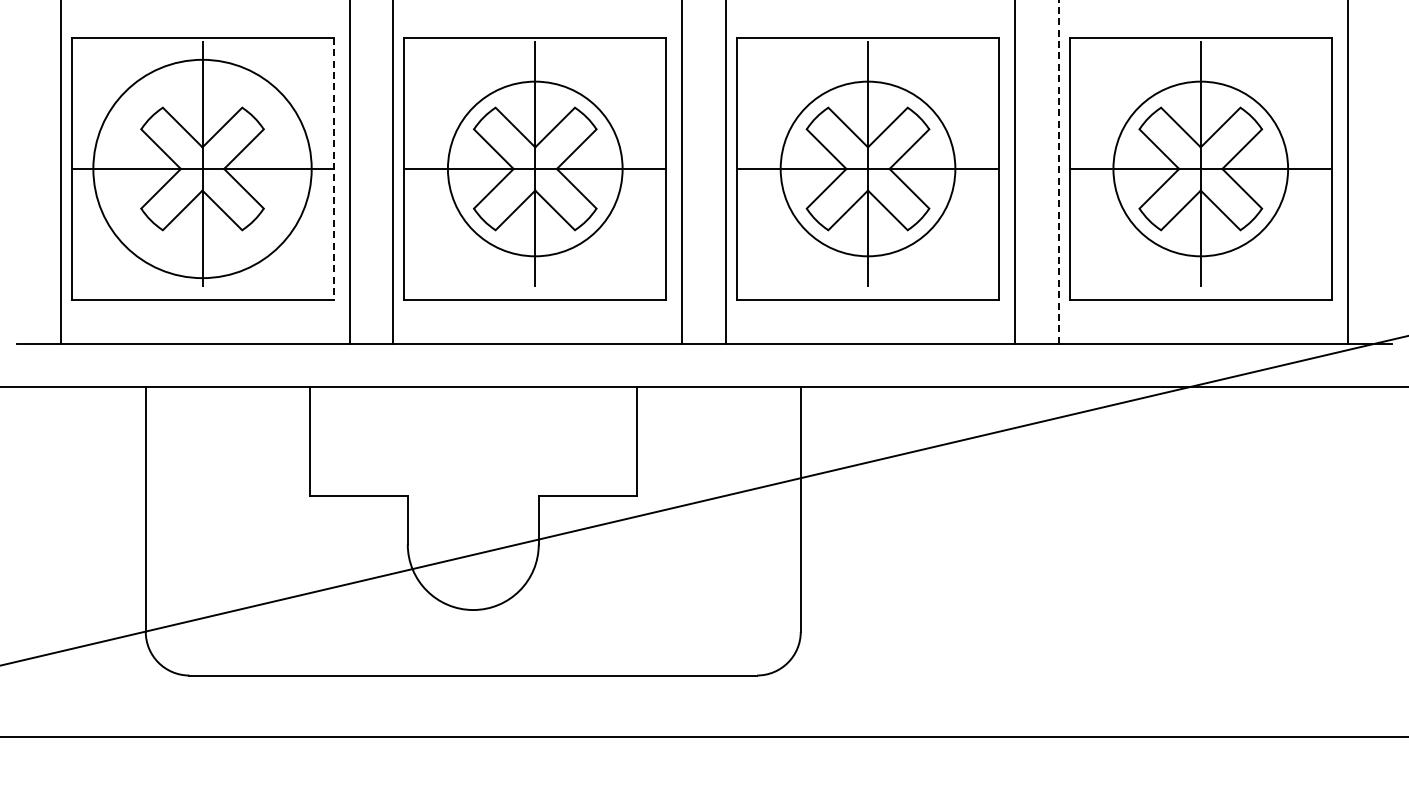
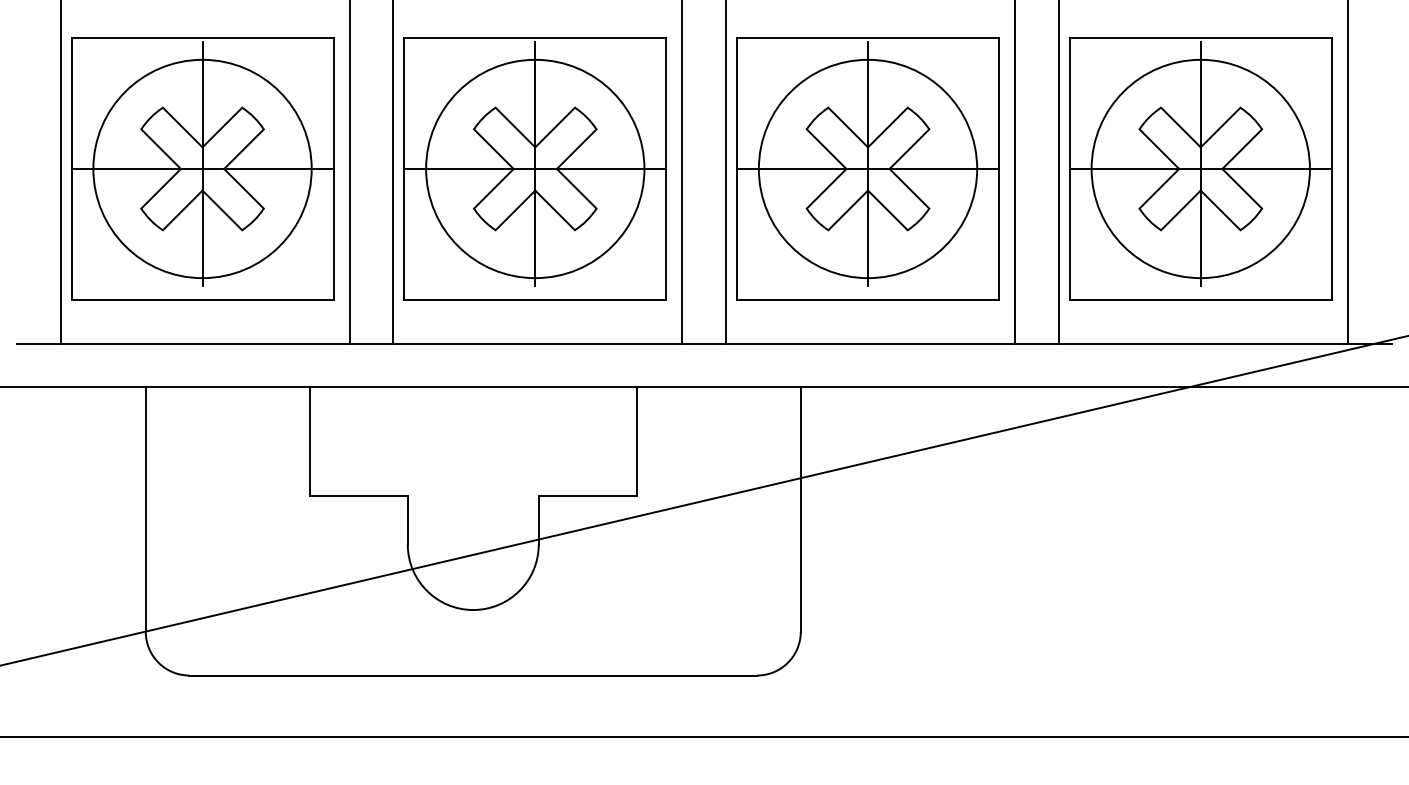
circle diameter: 175 px -> 218 px (535, 168)
circle diameter: 175 px -> 218 px (867, 168)
circle diameter: 175 px -> 218 px (1200, 168)
line: dashed -> solid (333, 169)
line: dashed -> solid (1058, 172)
